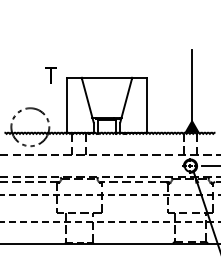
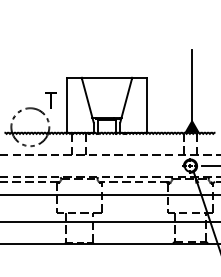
text position: (50, 75) -> (50, 100) (50, 100)
line: dashed -> solid (110, 194)
line: dashed -> solid (110, 221)
